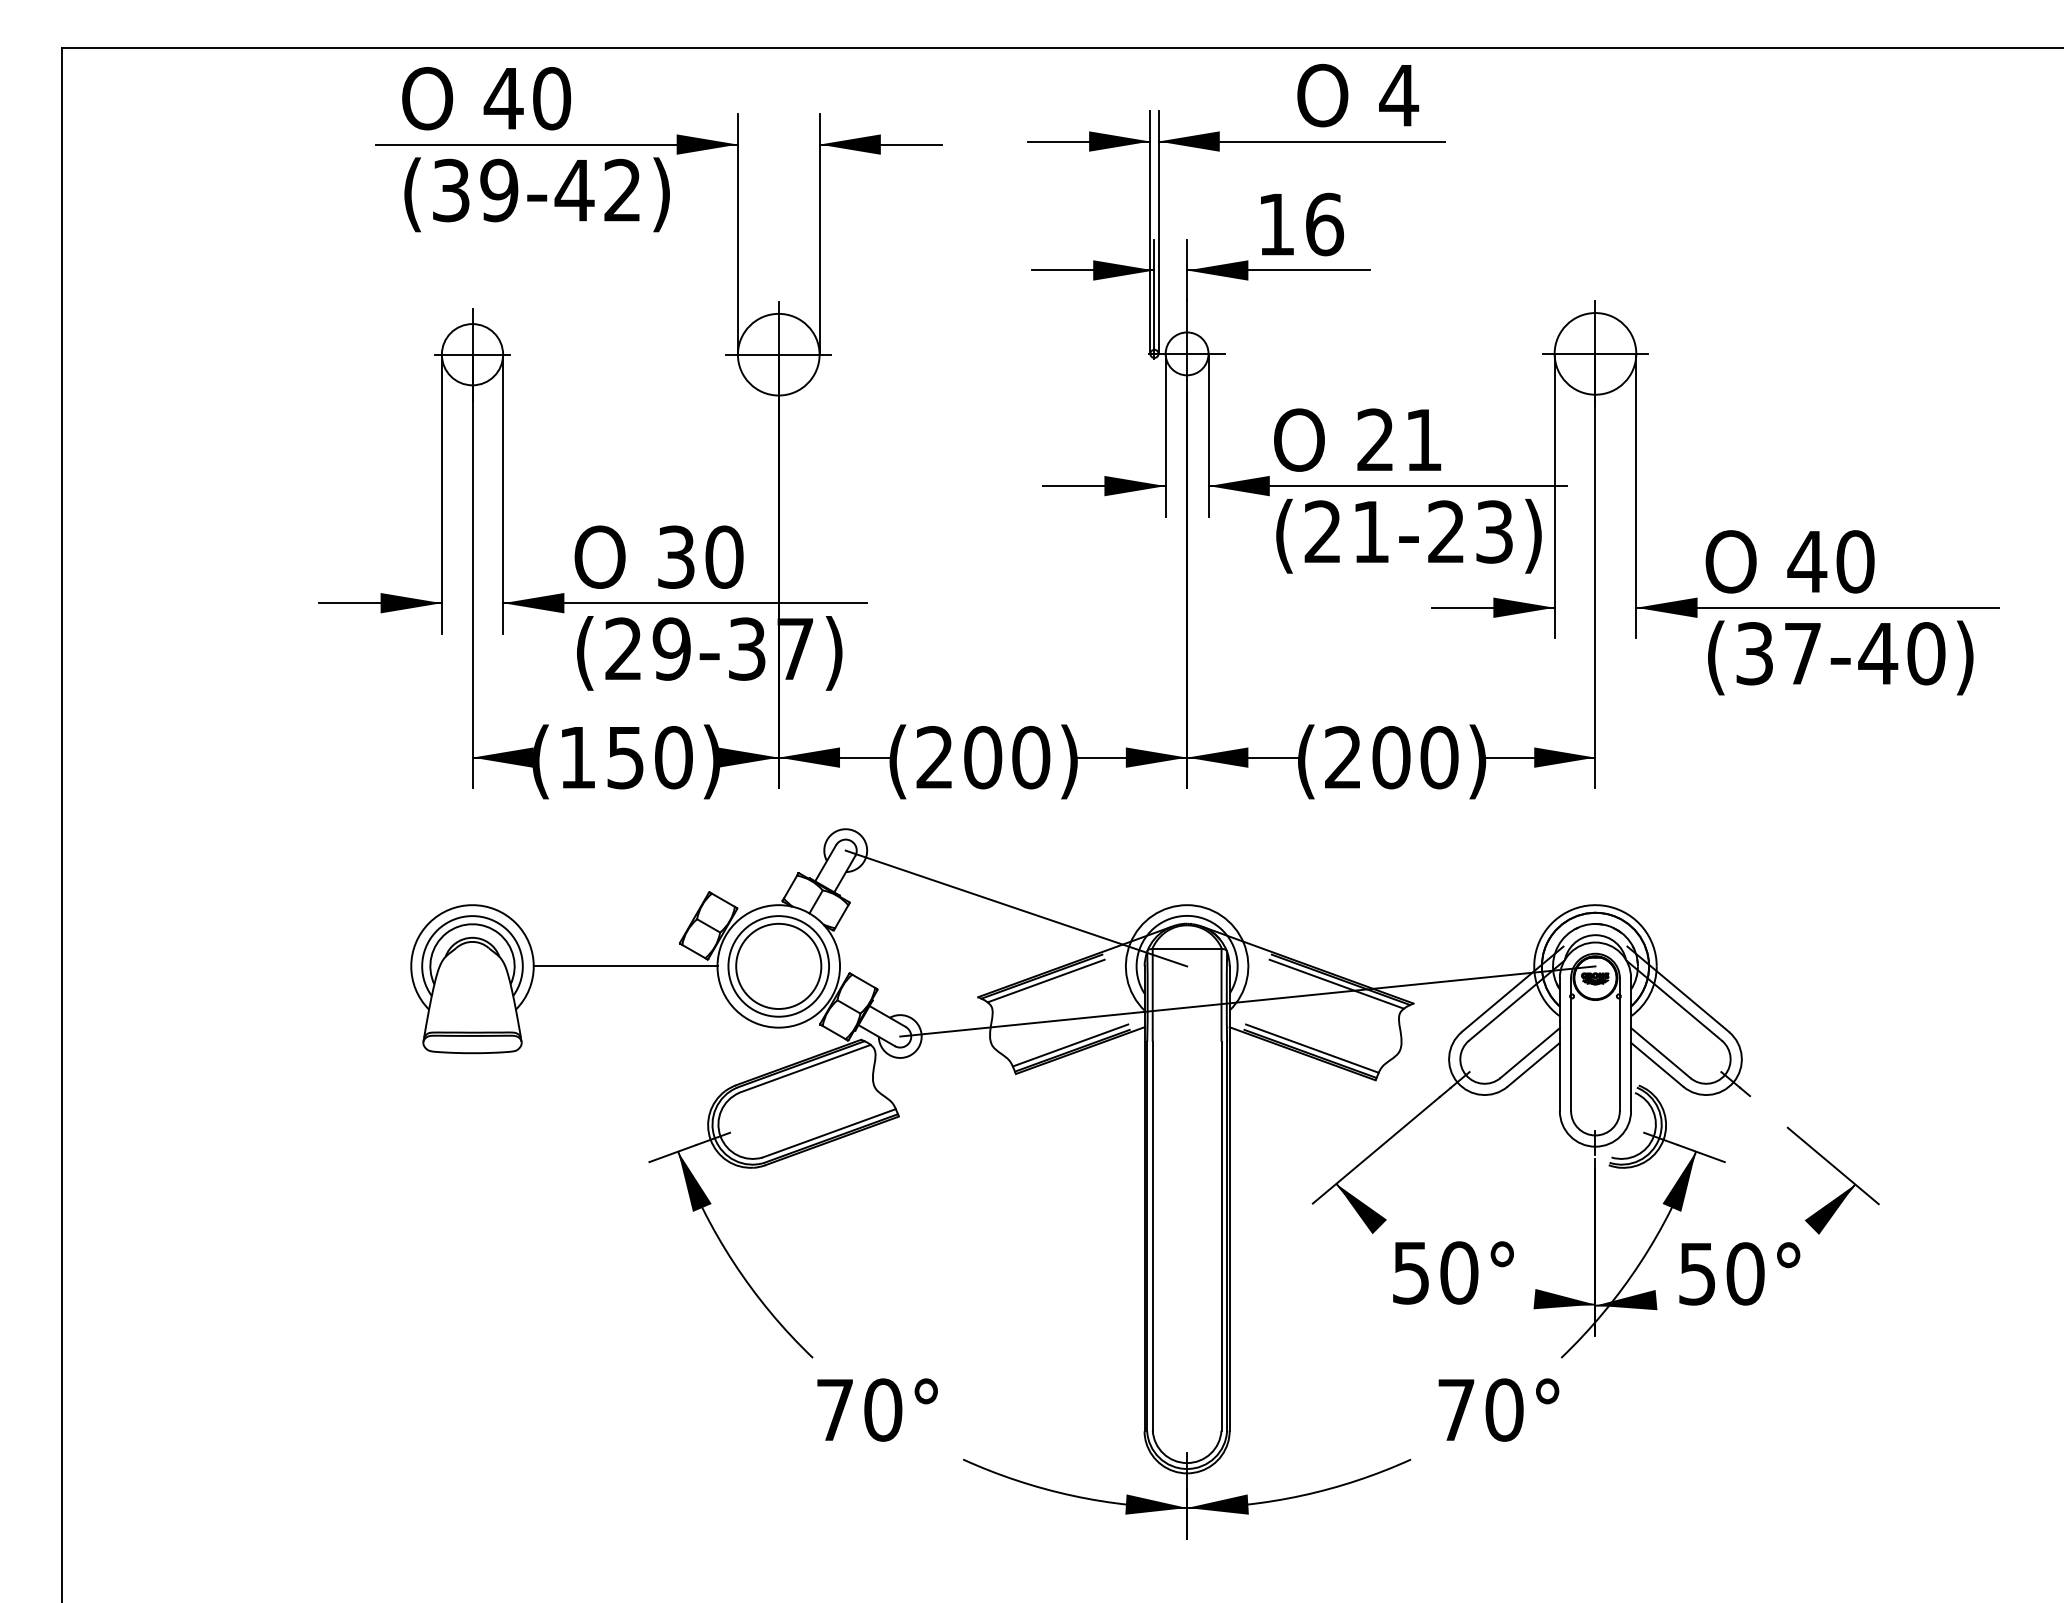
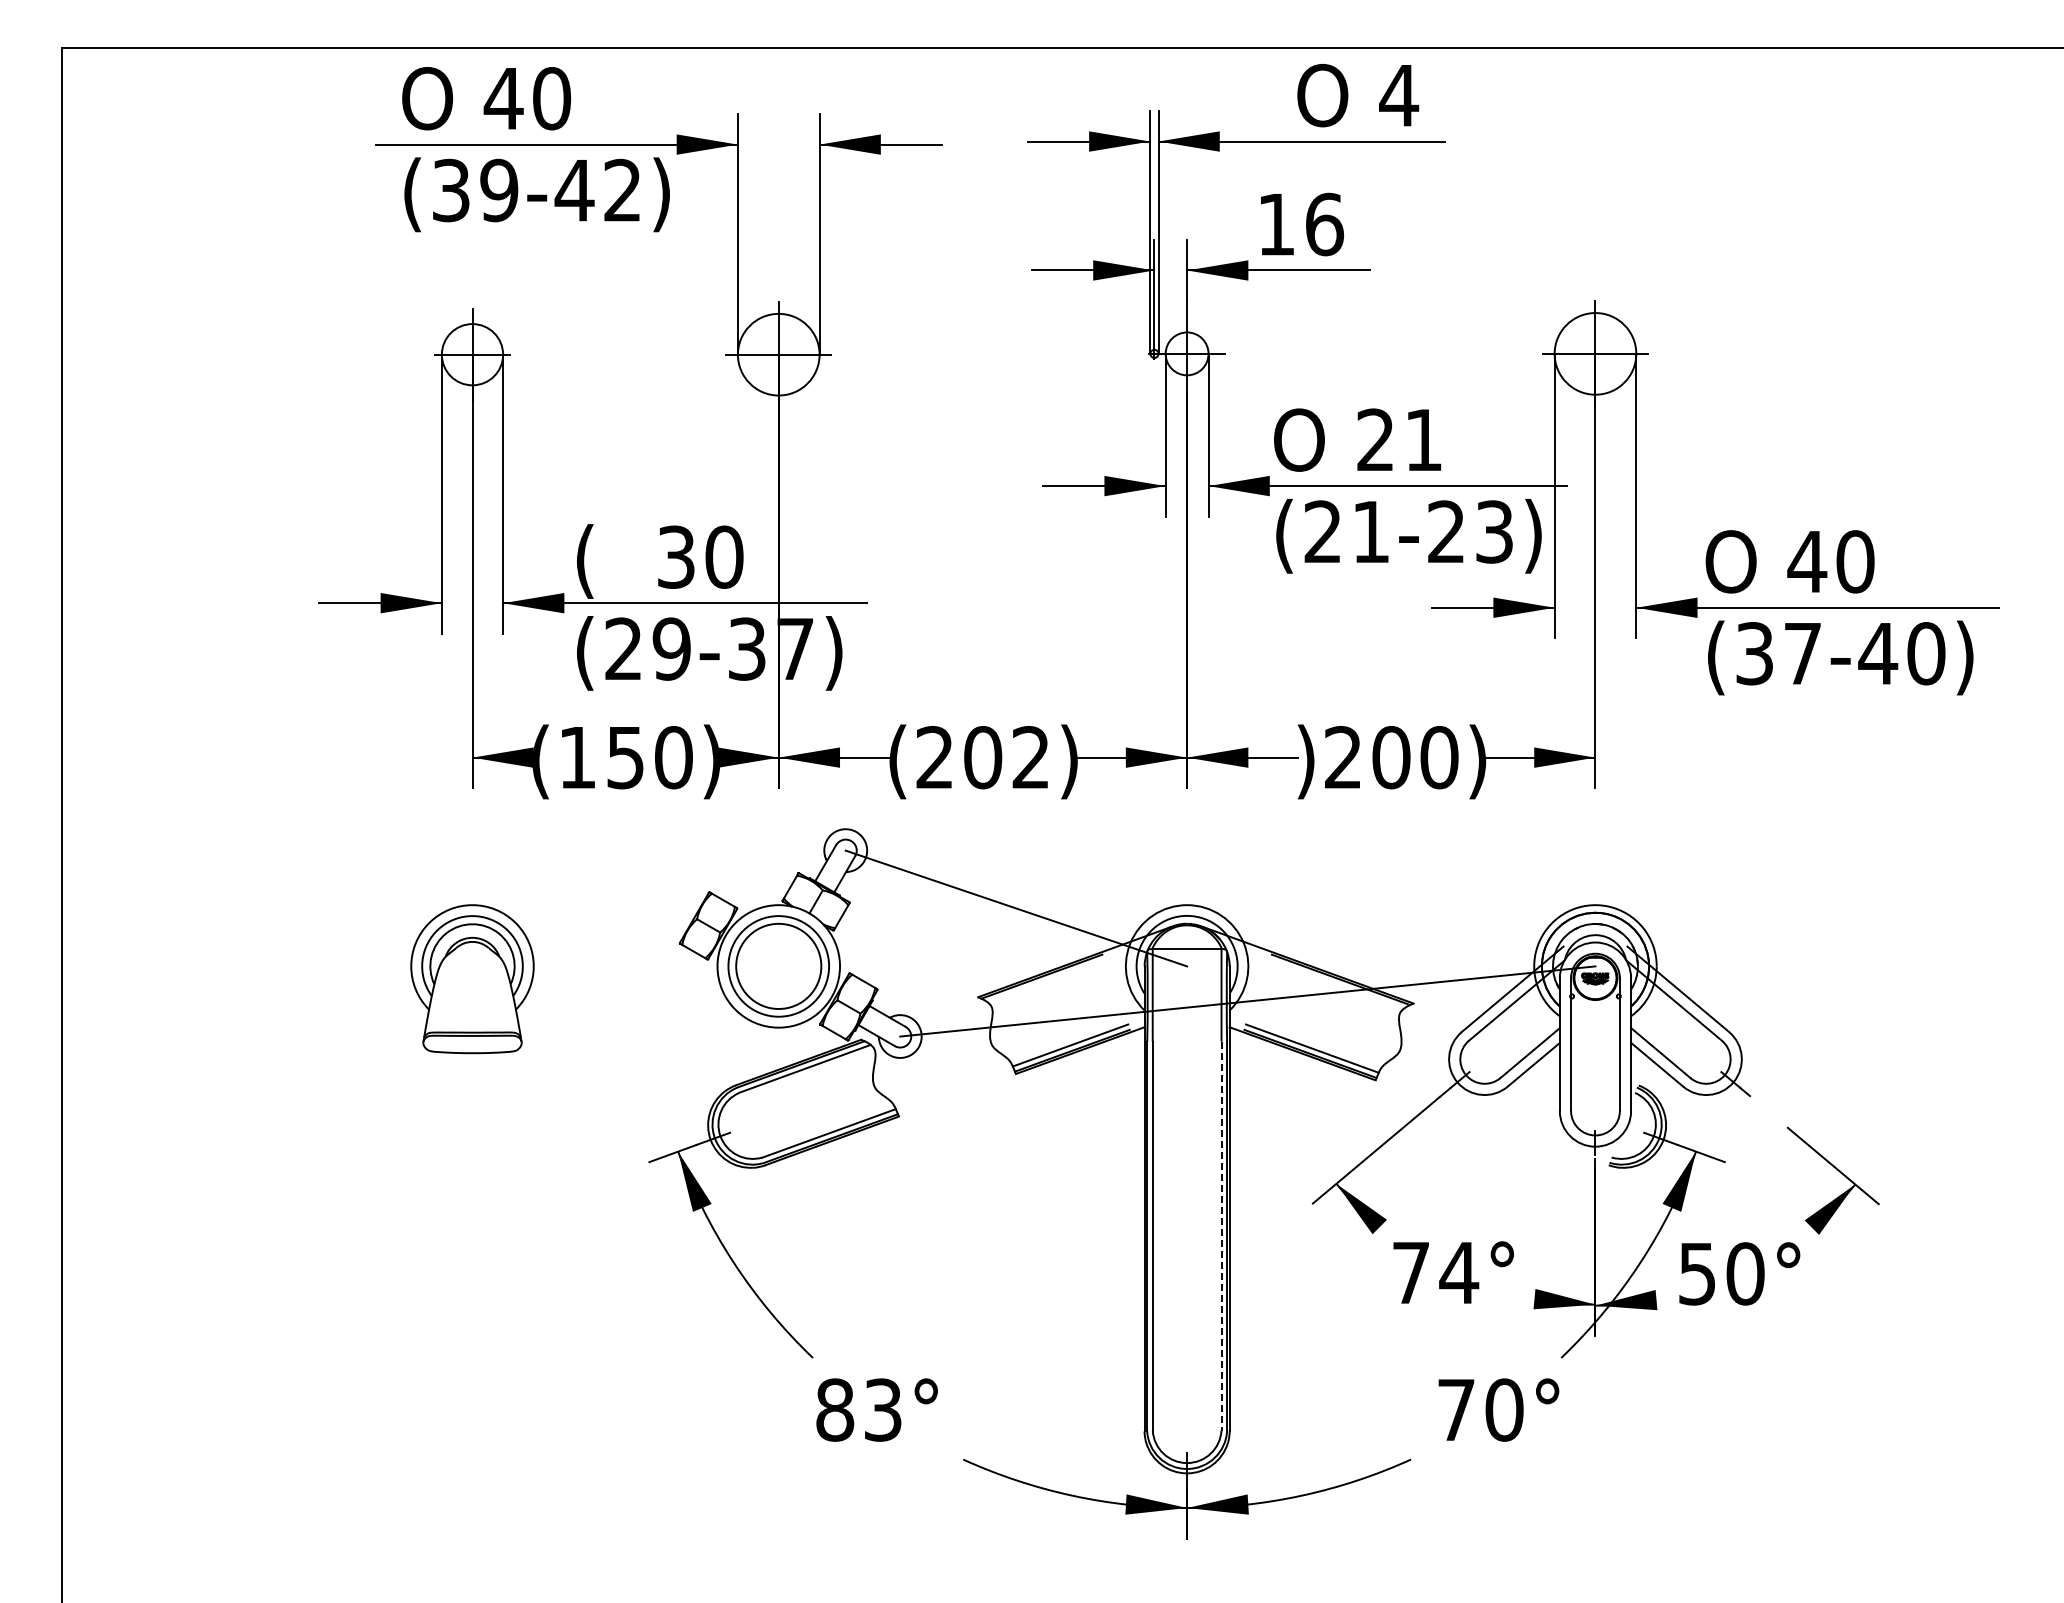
text: O -> ( (599, 561)
text: 200 -> 202 (1031, 757)
text: ( -> ) (1305, 761)
line: present -> none (625, 966)
line: present -> none (1045, 980)
line: present -> none (1336, 983)
line: solid -> dashed (1221, 1236)
text: 50° -> 74° (1436, 1272)
text: 70° -> 83° (859, 1409)
